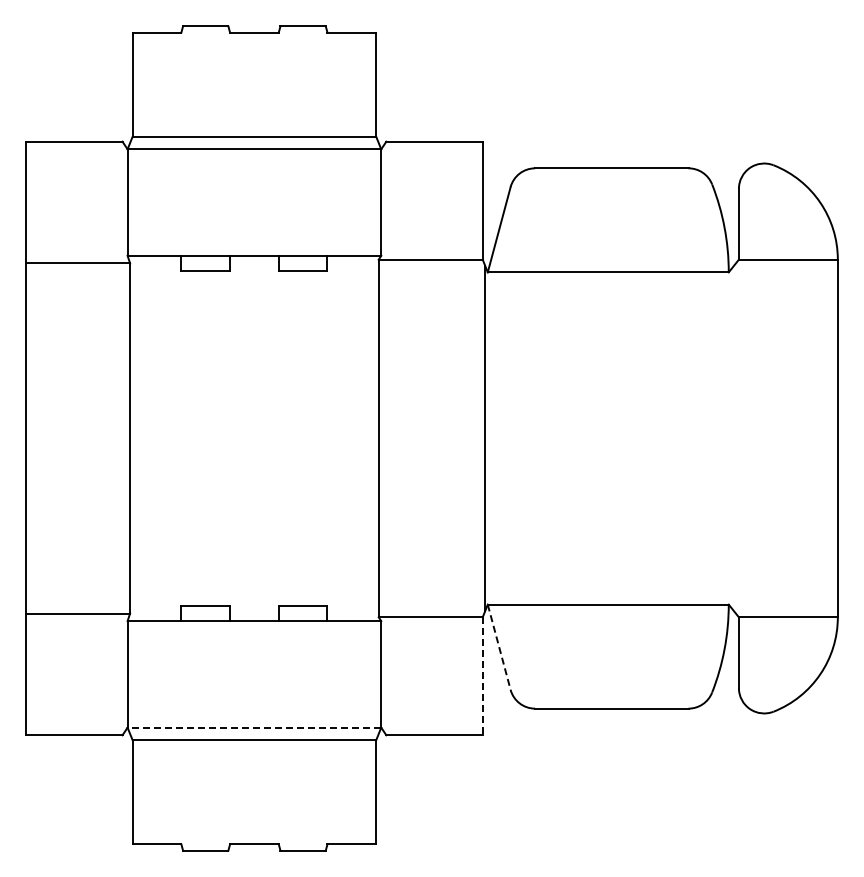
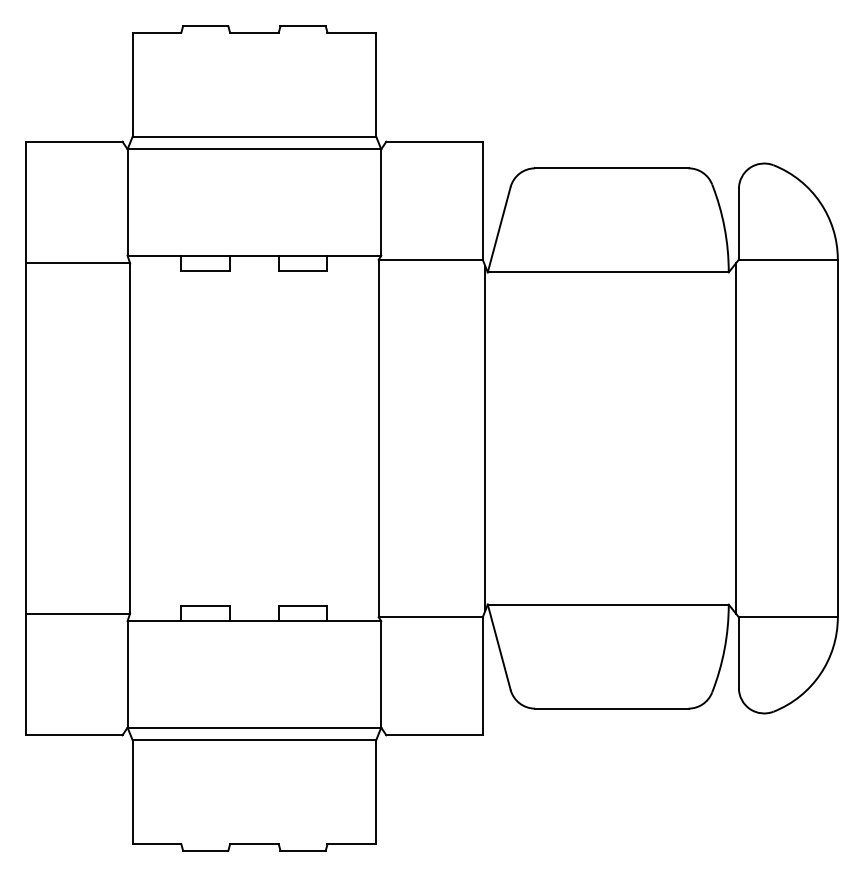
line: none -> present (736, 438)
line: dashed -> solid (499, 647)
line: dashed -> solid (482, 676)
line: dashed -> solid (254, 727)
